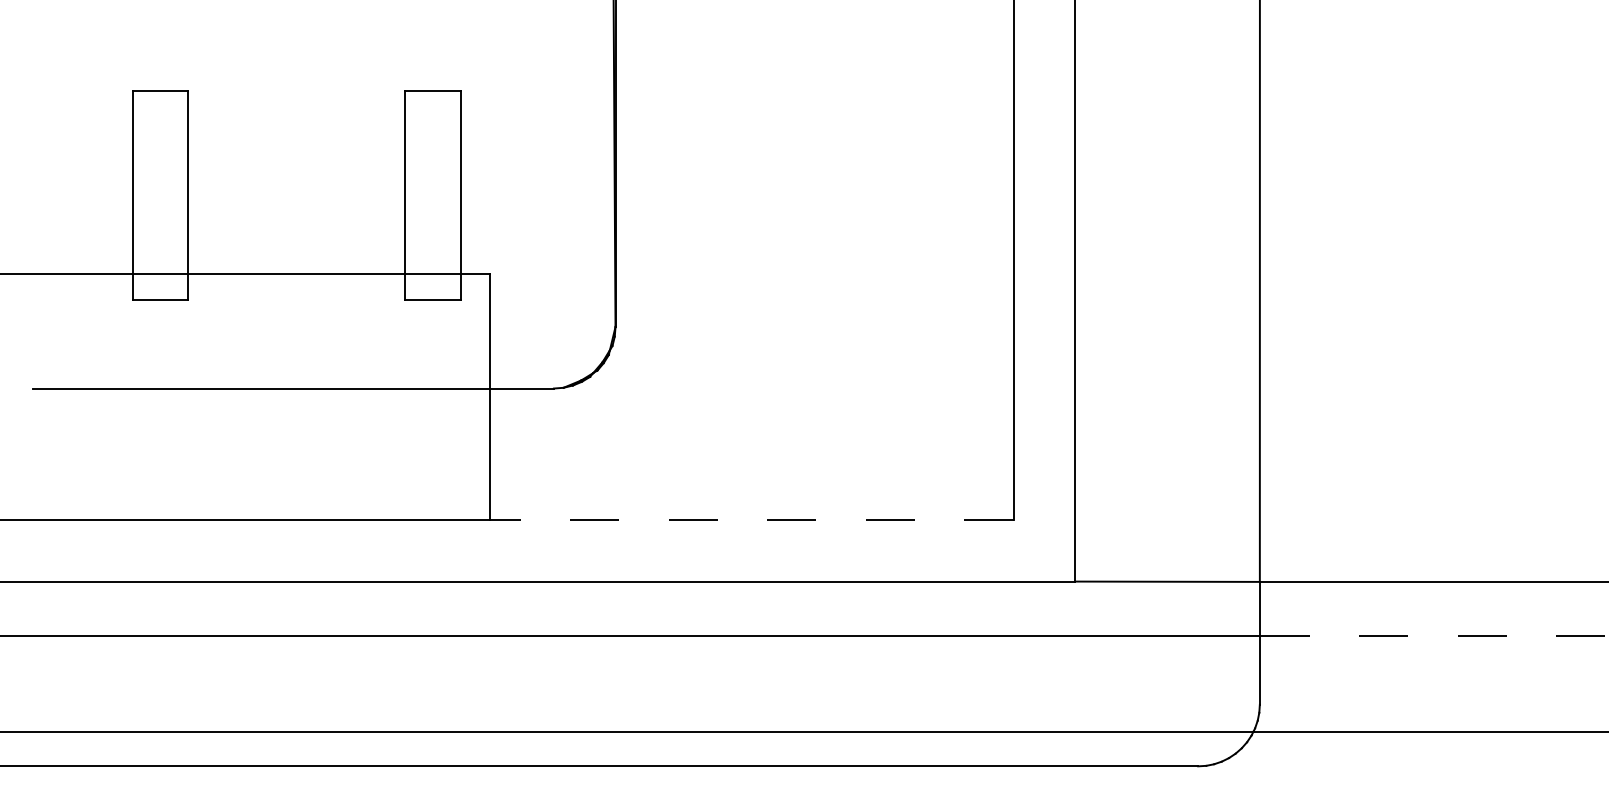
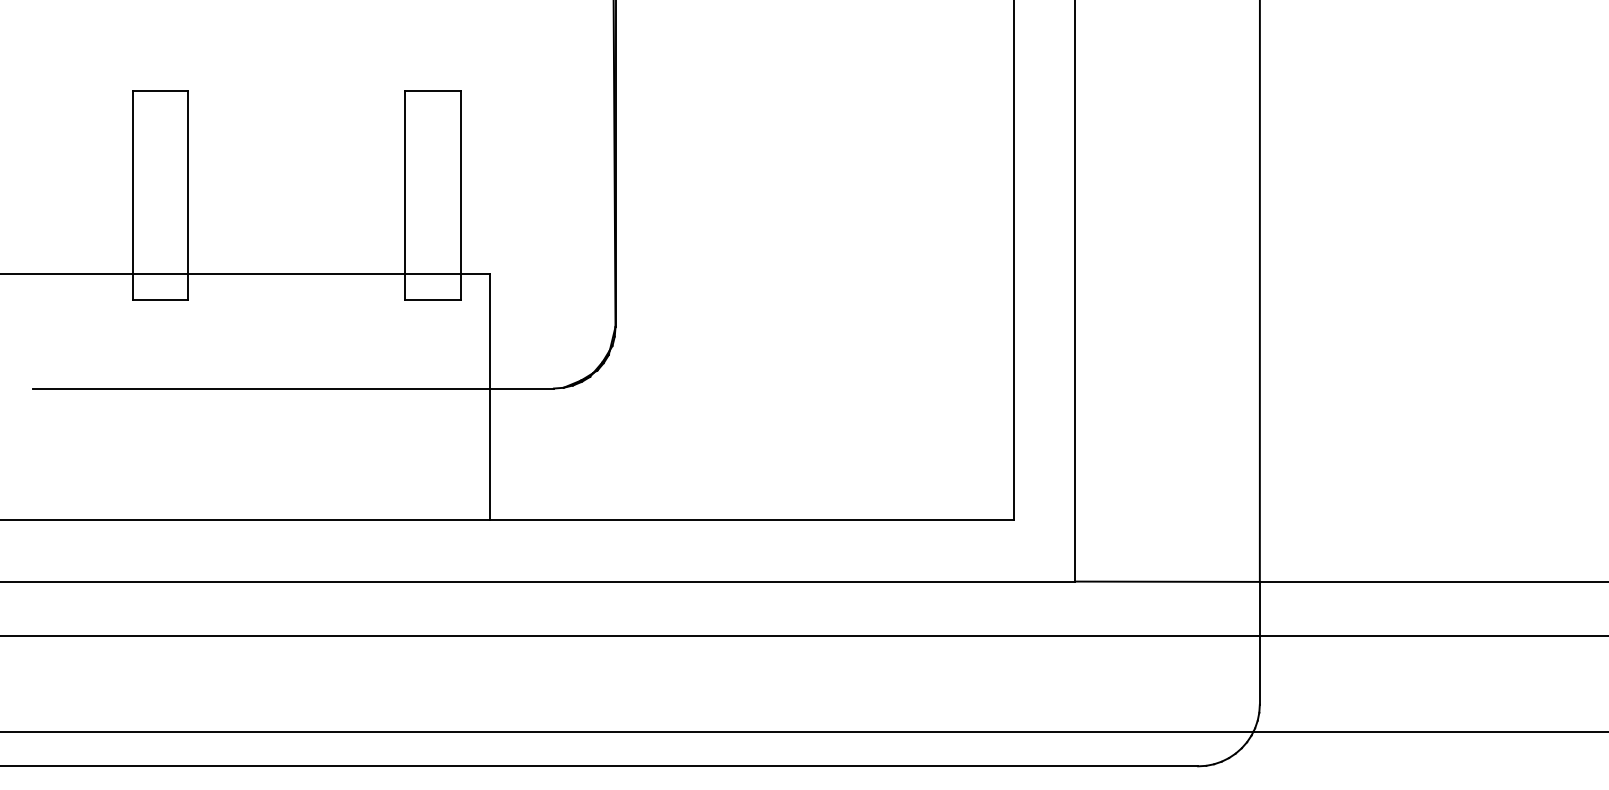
line: dashed -> solid (751, 519)
line: dashed -> solid (1433, 636)
